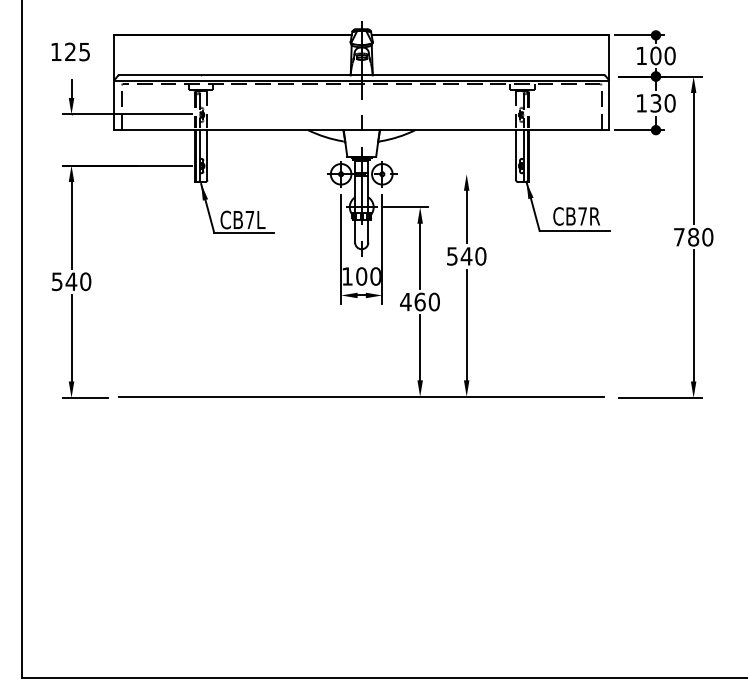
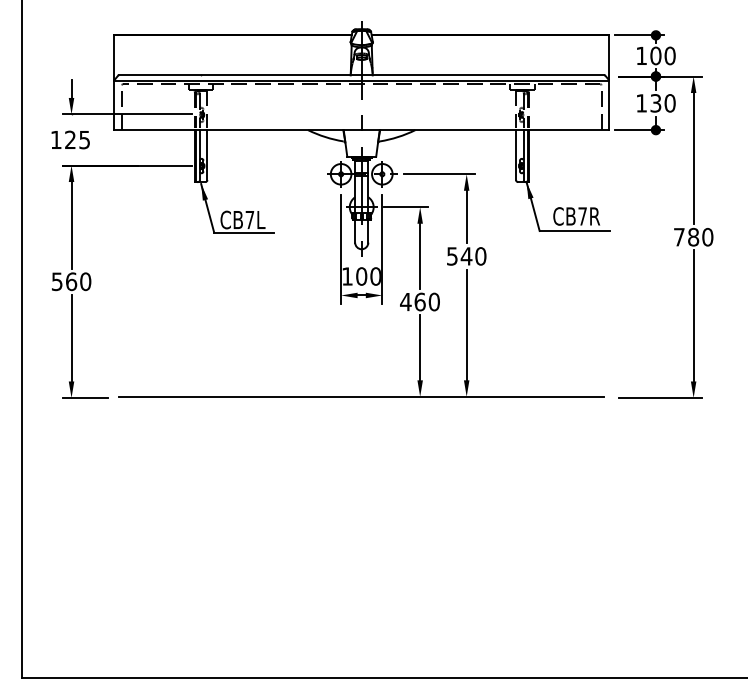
text position: (70, 51) -> (70, 139) (70, 139)
line: none -> present (438, 174)
text: 540 -> 560 (71, 281)
